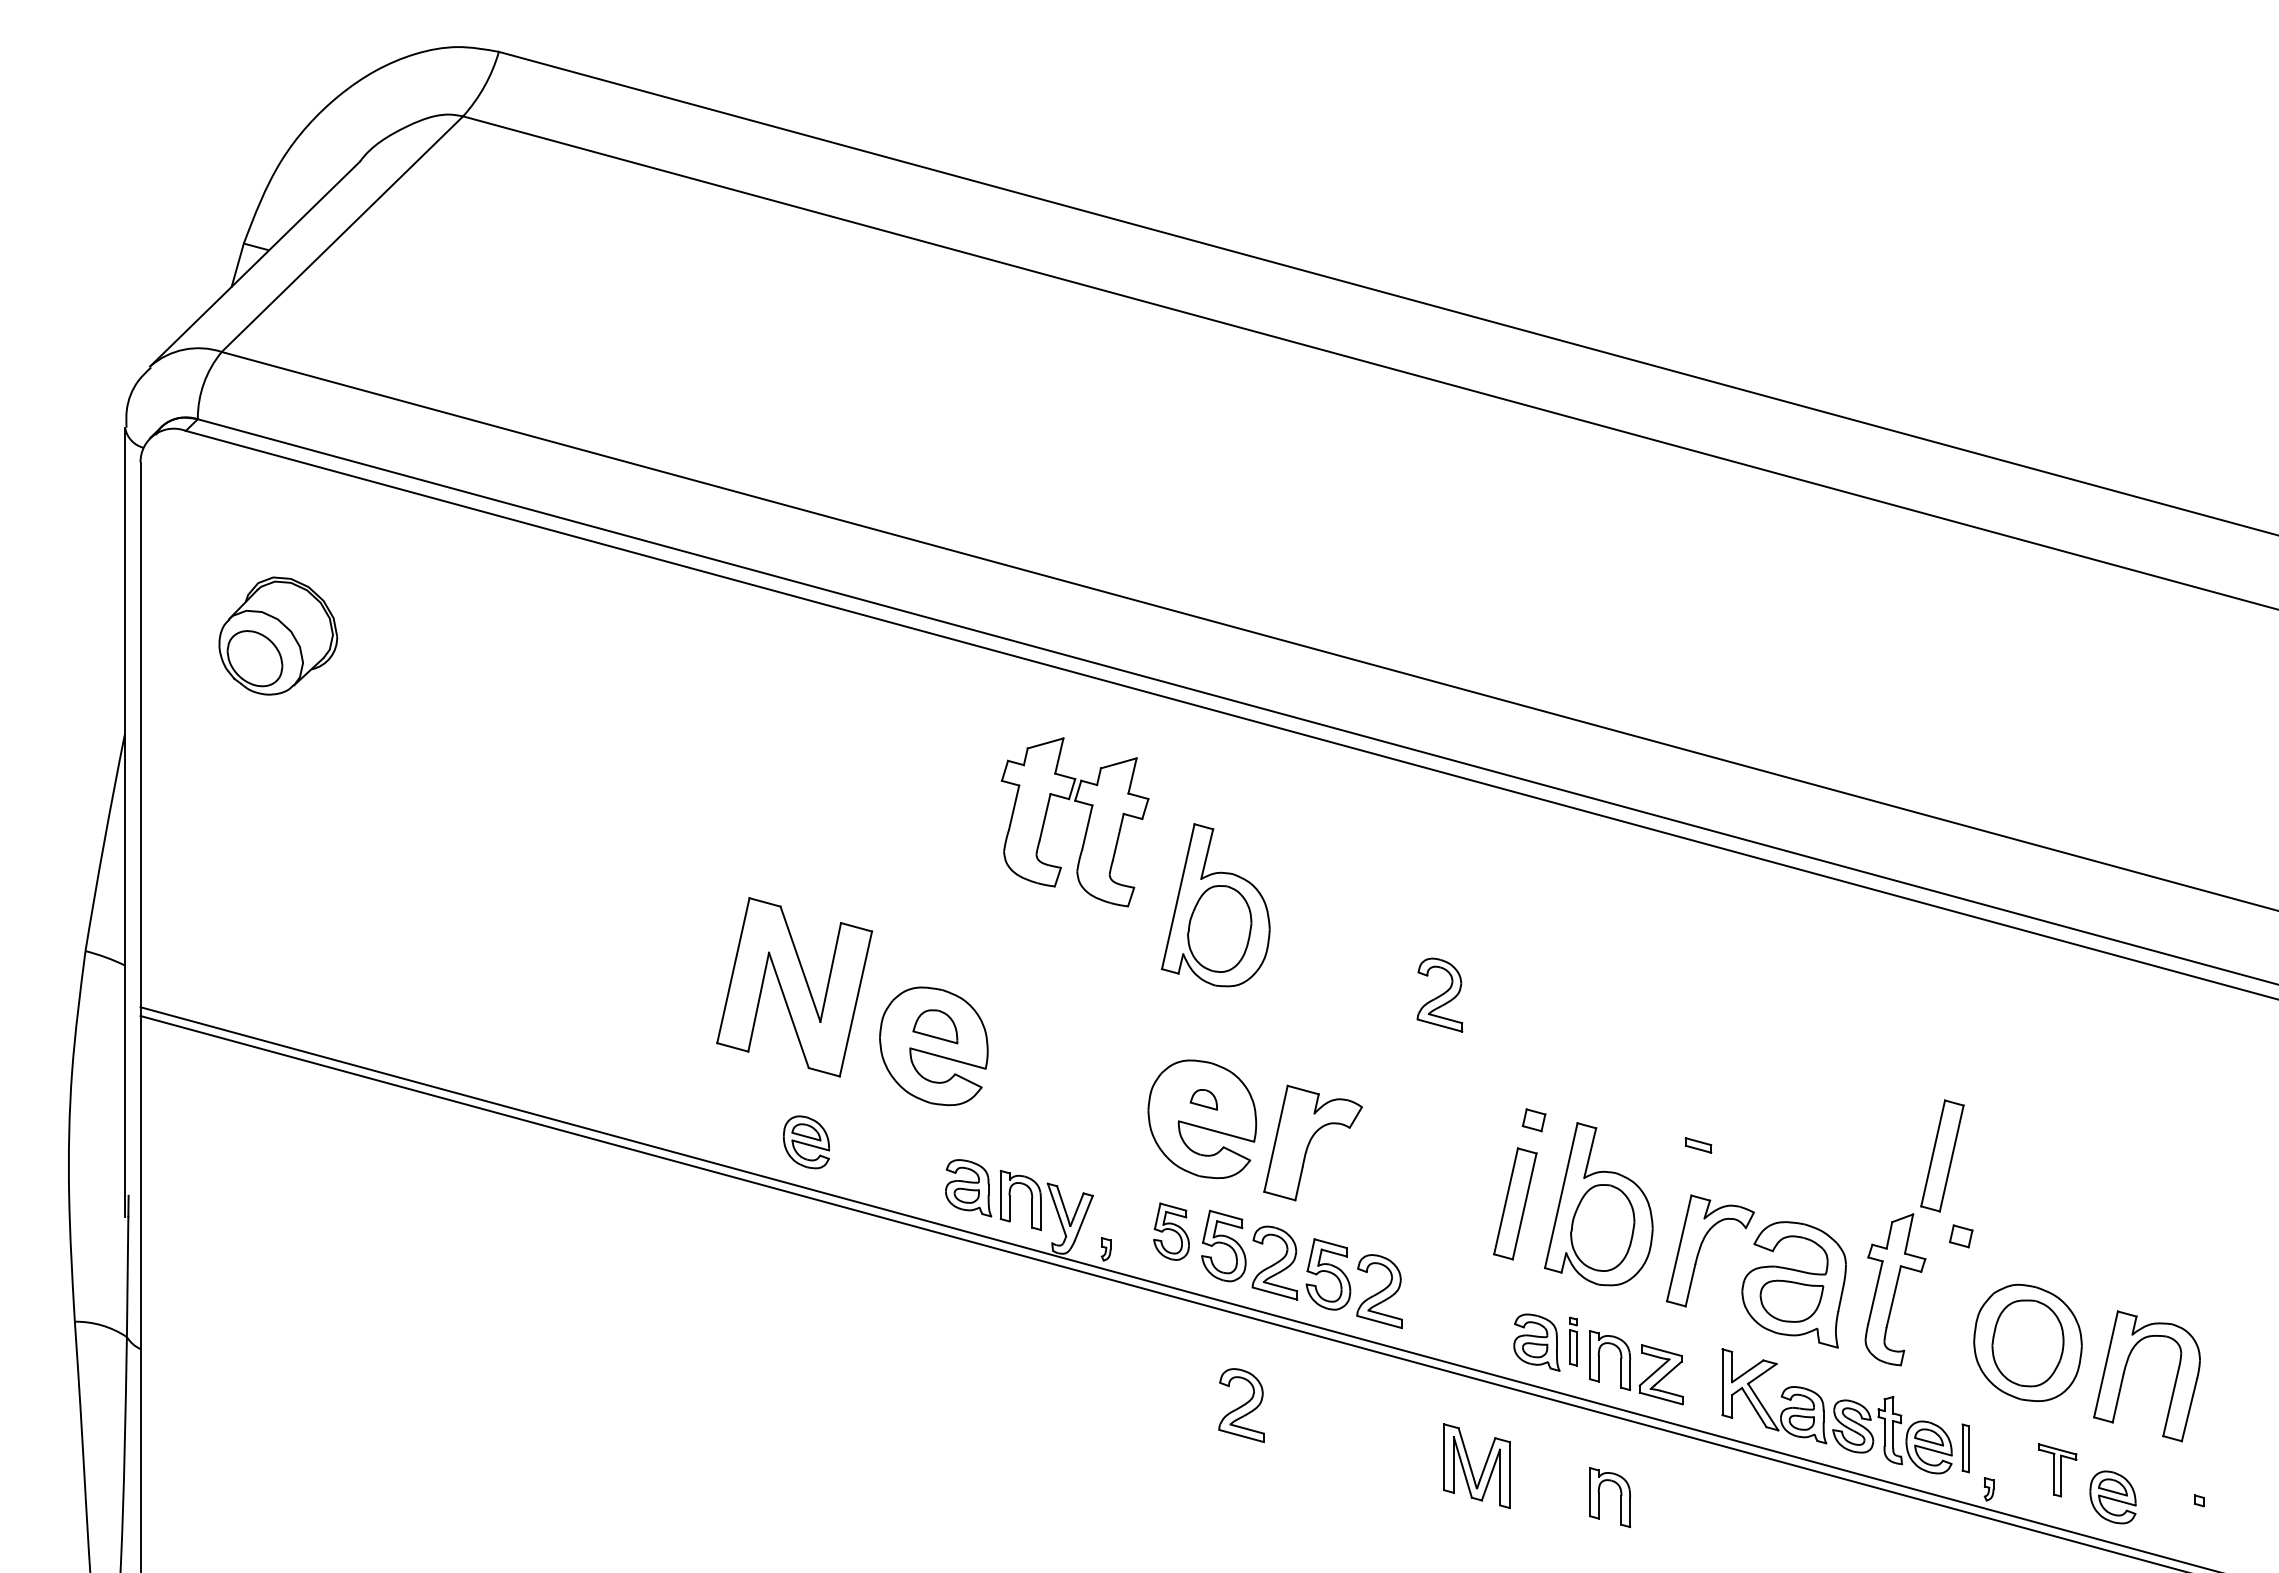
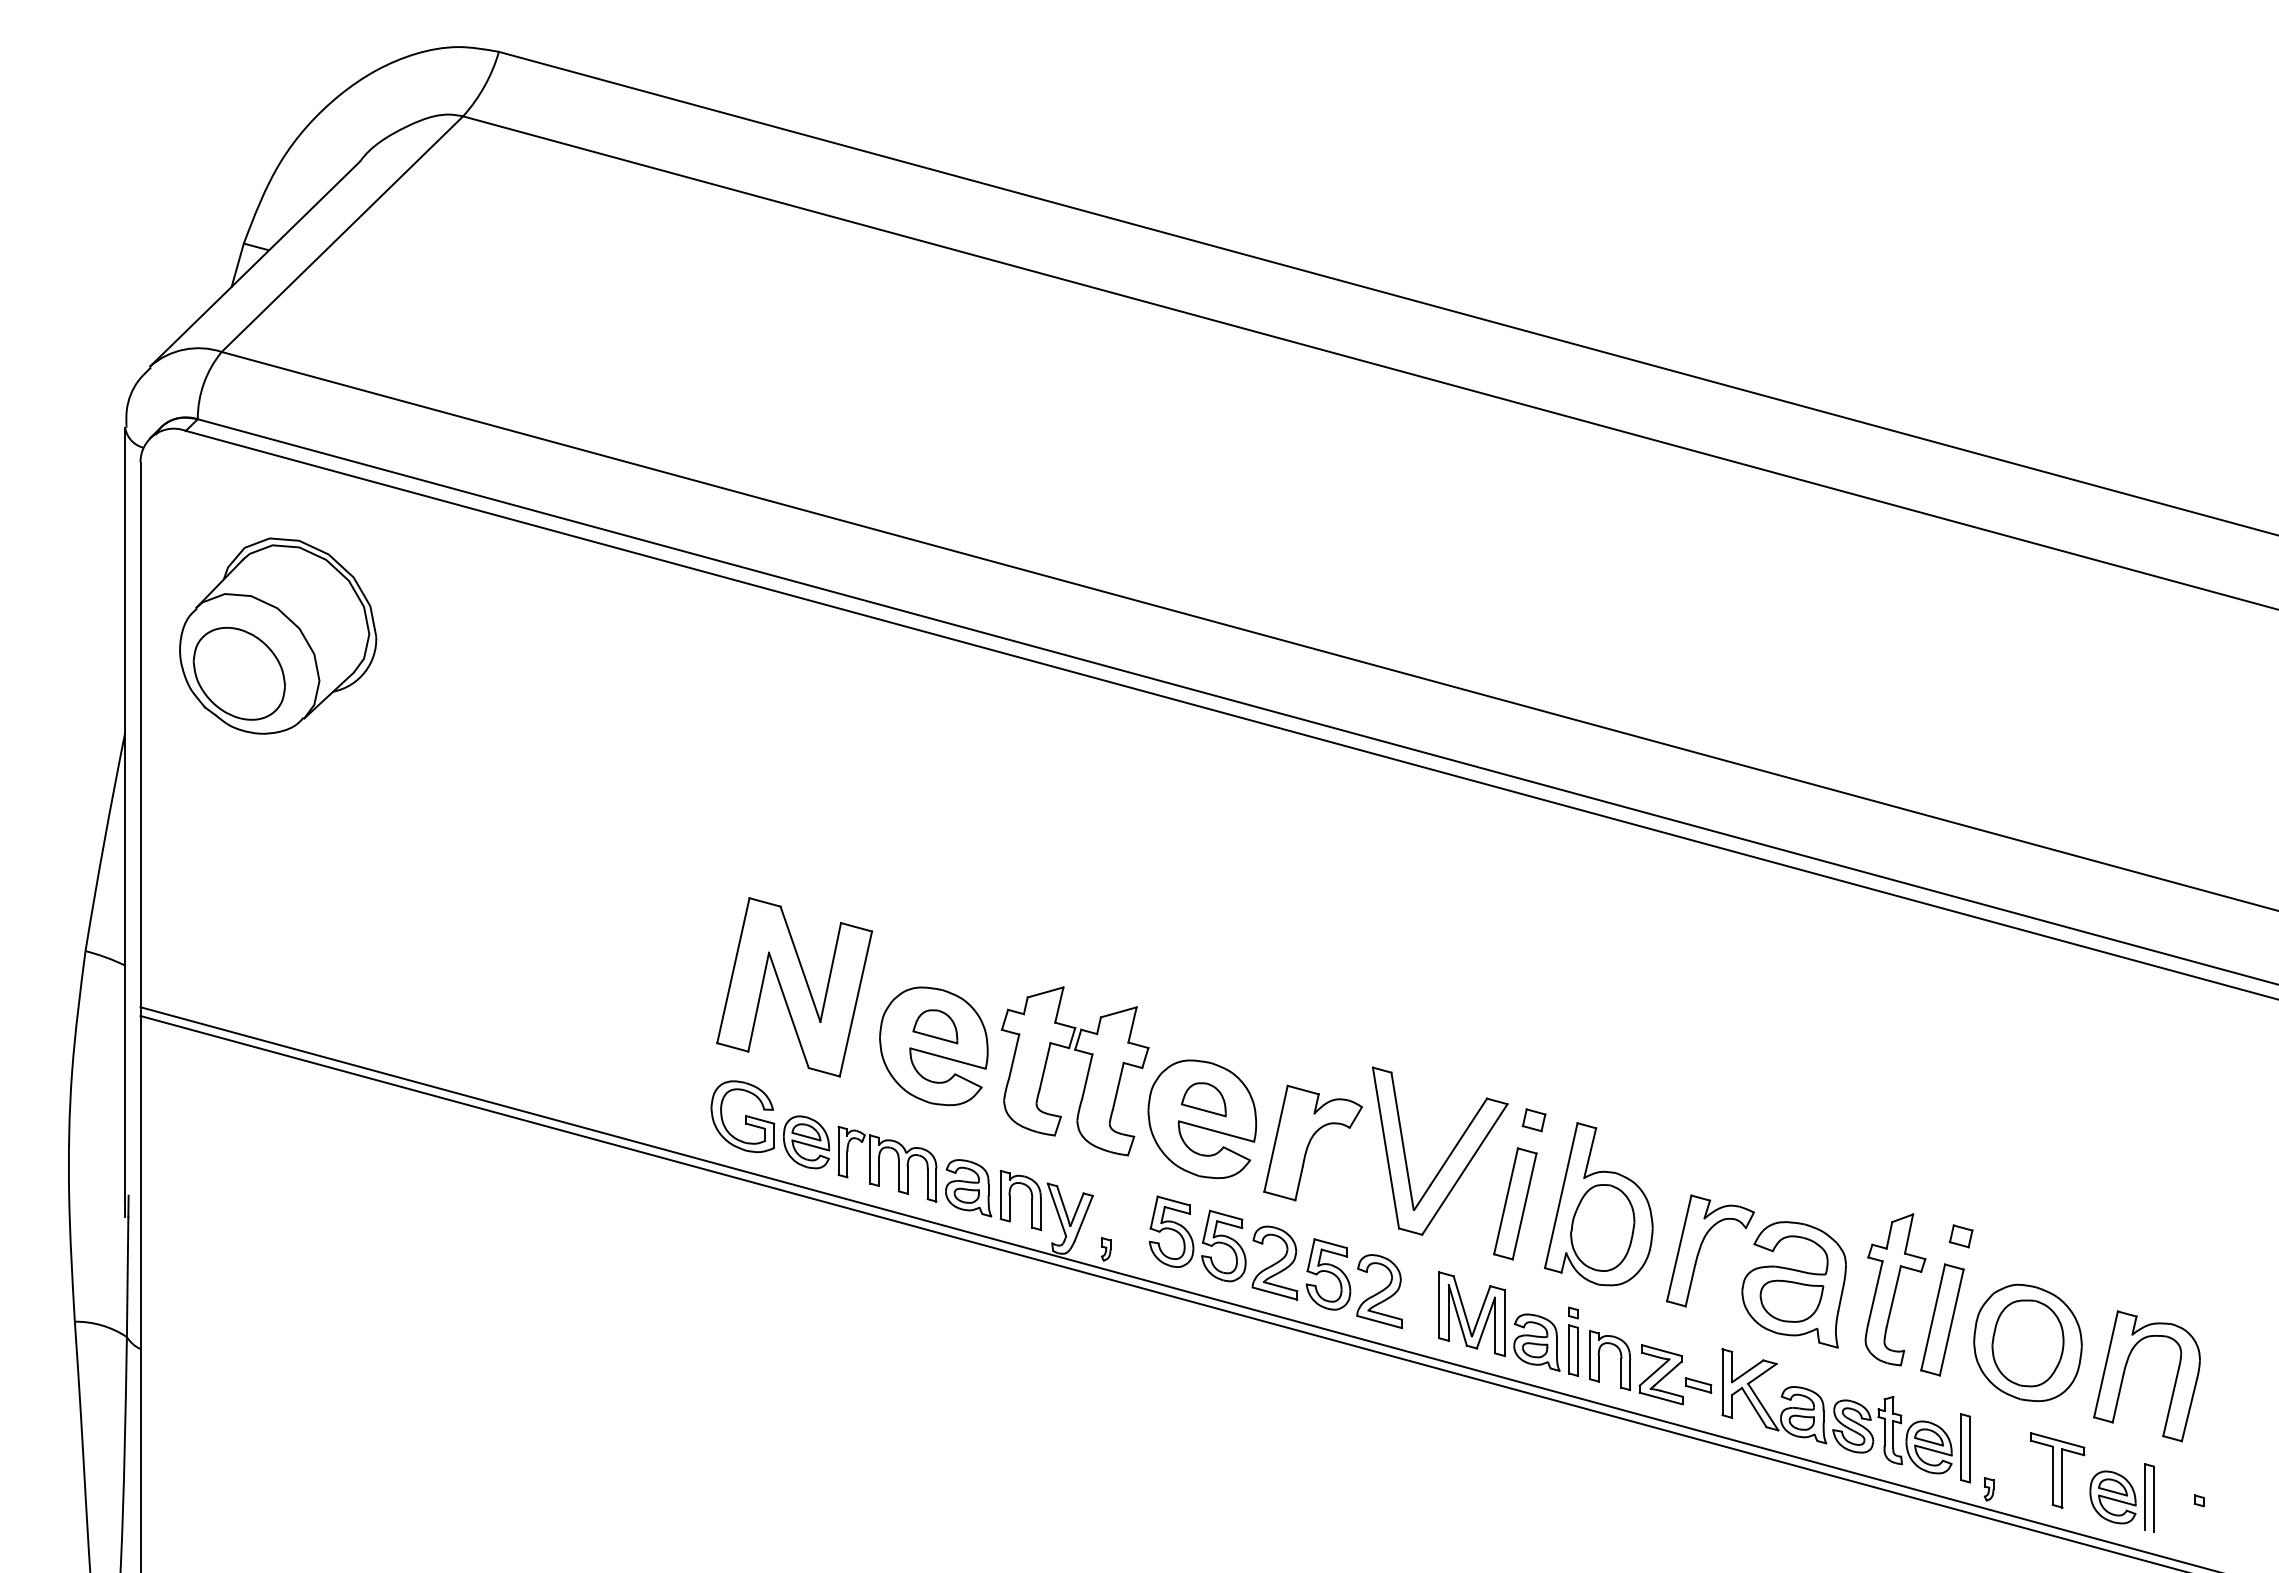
part size: 121x120 px -> 199x198 px (278, 635)
part position: (1086, 825) -> (1086, 1074) (1086, 1074)
part: present -> none (1215, 905)
part: present -> none (1439, 994)
part size: 29x22 px -> 46x36 px (1203, 1099)
part: none -> present (742, 1116)
part position: (1698, 1145) -> (1698, 1385) (1698, 1385)
part: none -> present (1448, 1155)
part position: (1942, 1155) -> (1942, 1319) (1942, 1319)
part: none -> present (879, 1163)
part size: 37x59 px -> 47x73 px (1171, 1231)
part size: 9x51 px -> 11x71 px (1573, 1341)
part: present -> none (1241, 1405)
part size: 9x51 px -> 11x71 px (1965, 1448)
part position: (1476, 1465) -> (1471, 1313) (1471, 1313)
part size: 40x55 px -> 56x77 px (2057, 1470)
part: present -> none (1620, 1497)
part: none -> present (2149, 1497)
